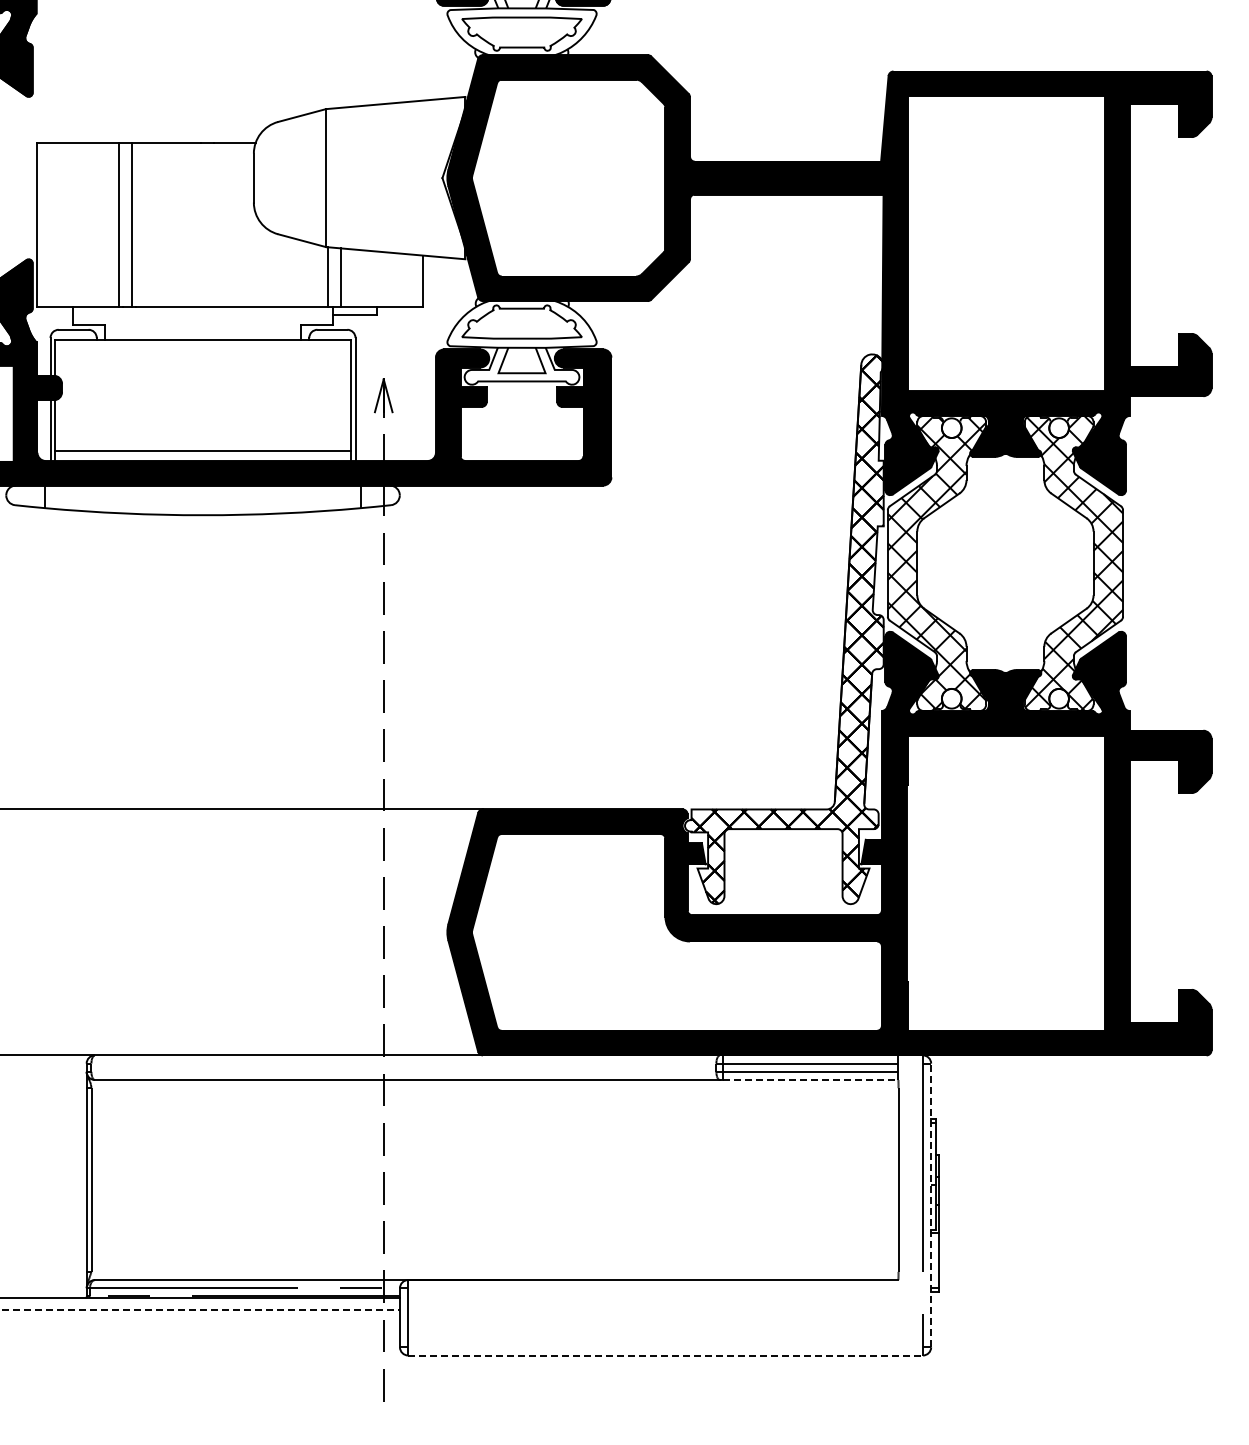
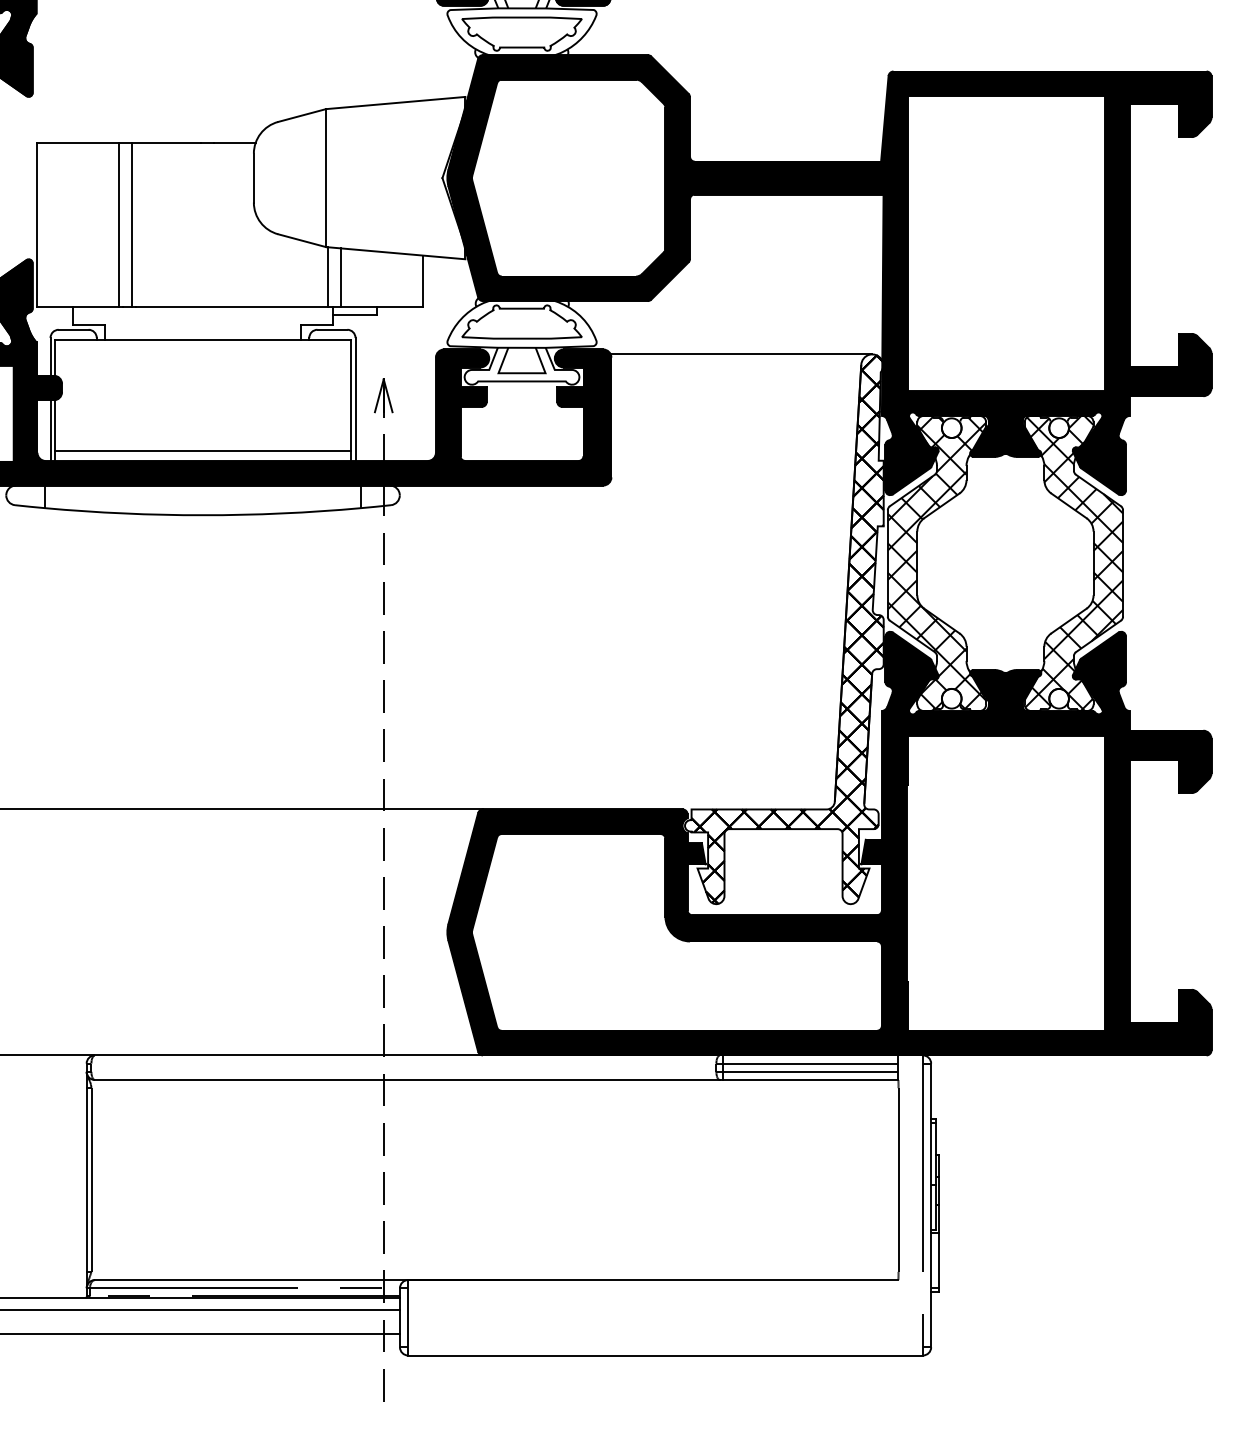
line: none -> present (741, 354)
line: dashed -> solid (810, 1080)
line: dashed -> solid (931, 1205)
line: dashed -> solid (200, 1309)
line: none -> present (200, 1334)
line: dashed -> solid (666, 1355)
